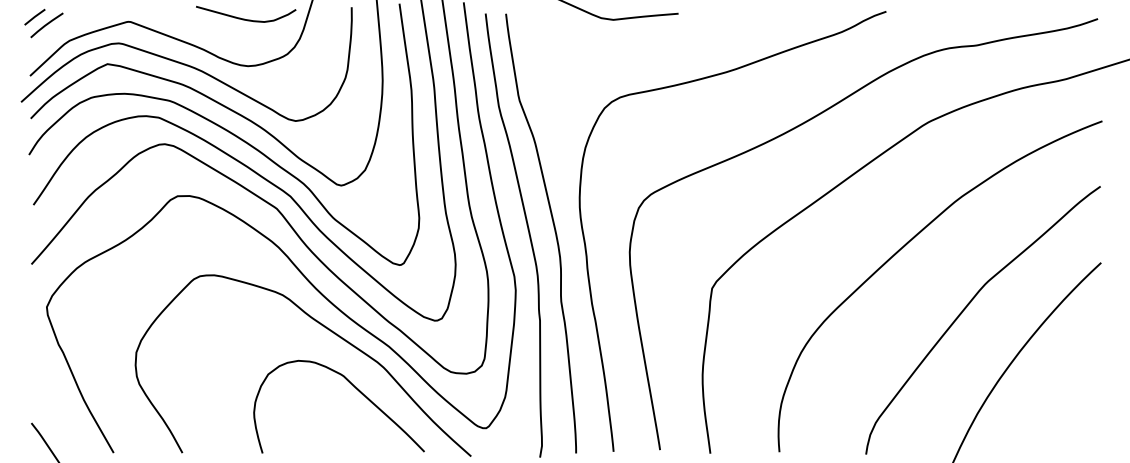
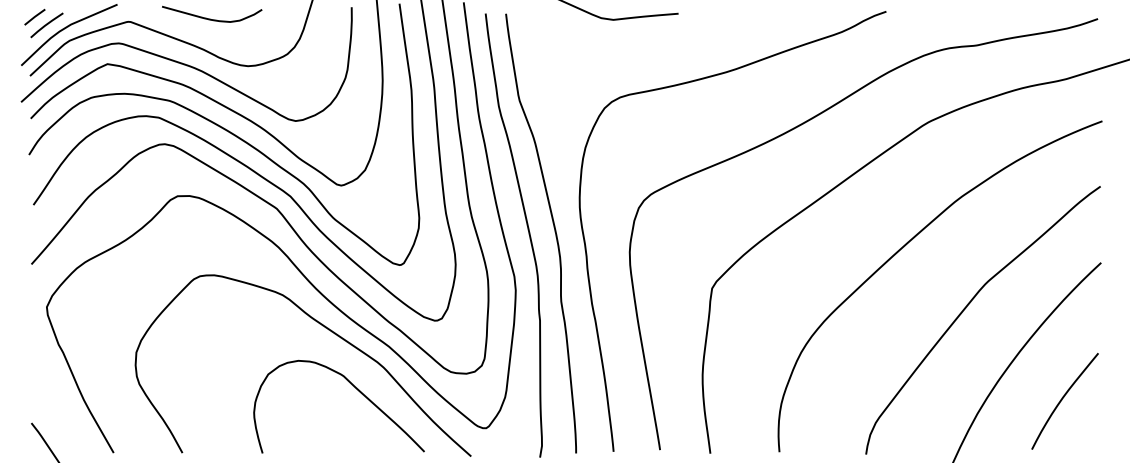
curve position: (244, 18) -> (210, 18) (210, 18)
curve: none -> present (65, 29)
curve: none -> present (1062, 400)
